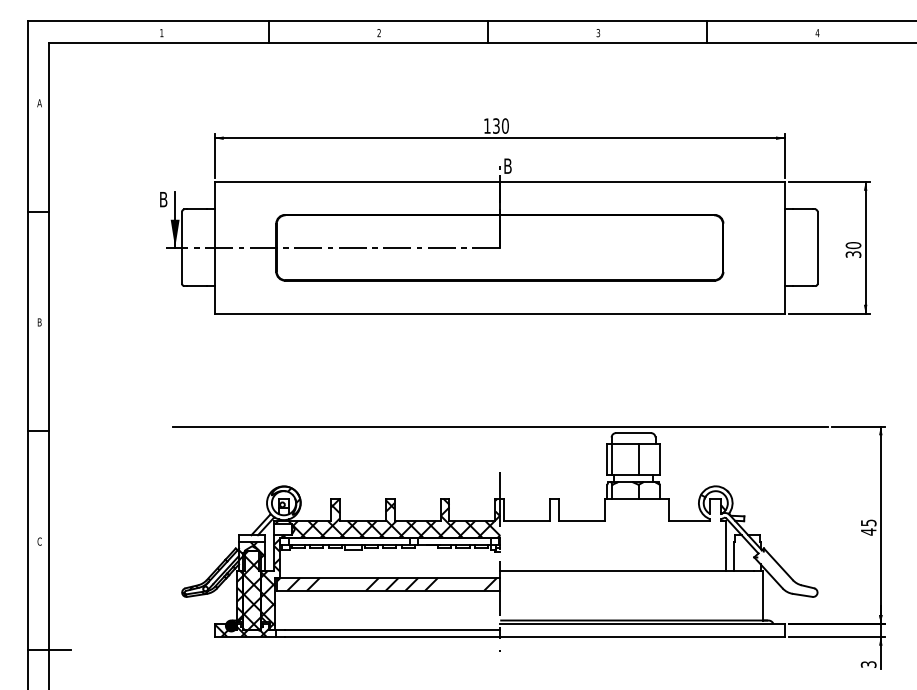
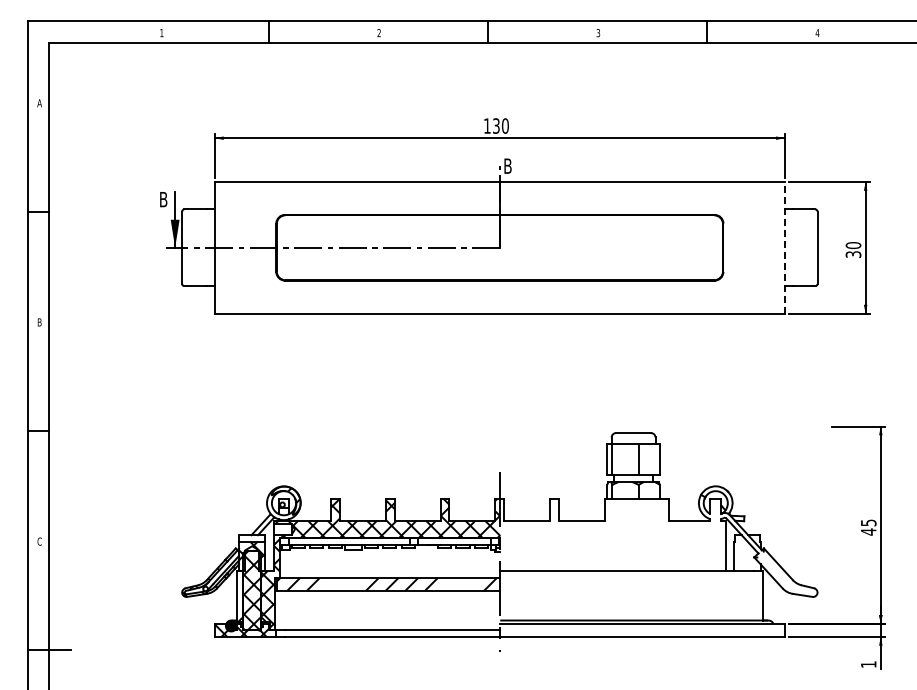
line: solid -> dashed (784, 247)
line: present -> none (499, 426)
hatch: present -> none (239, 596)
text: 3 -> 1 (868, 664)
